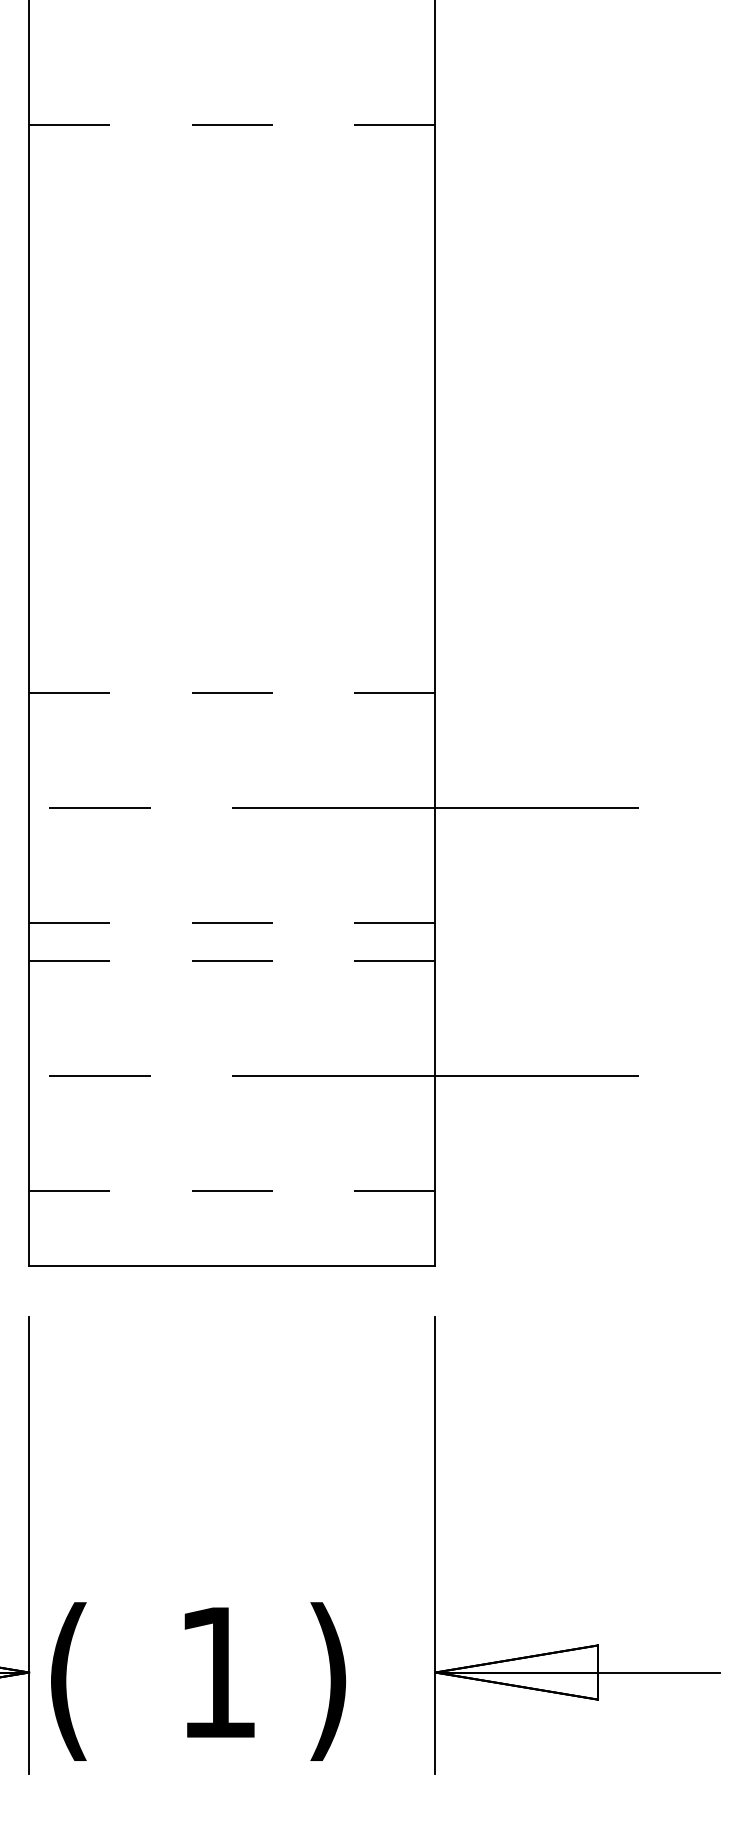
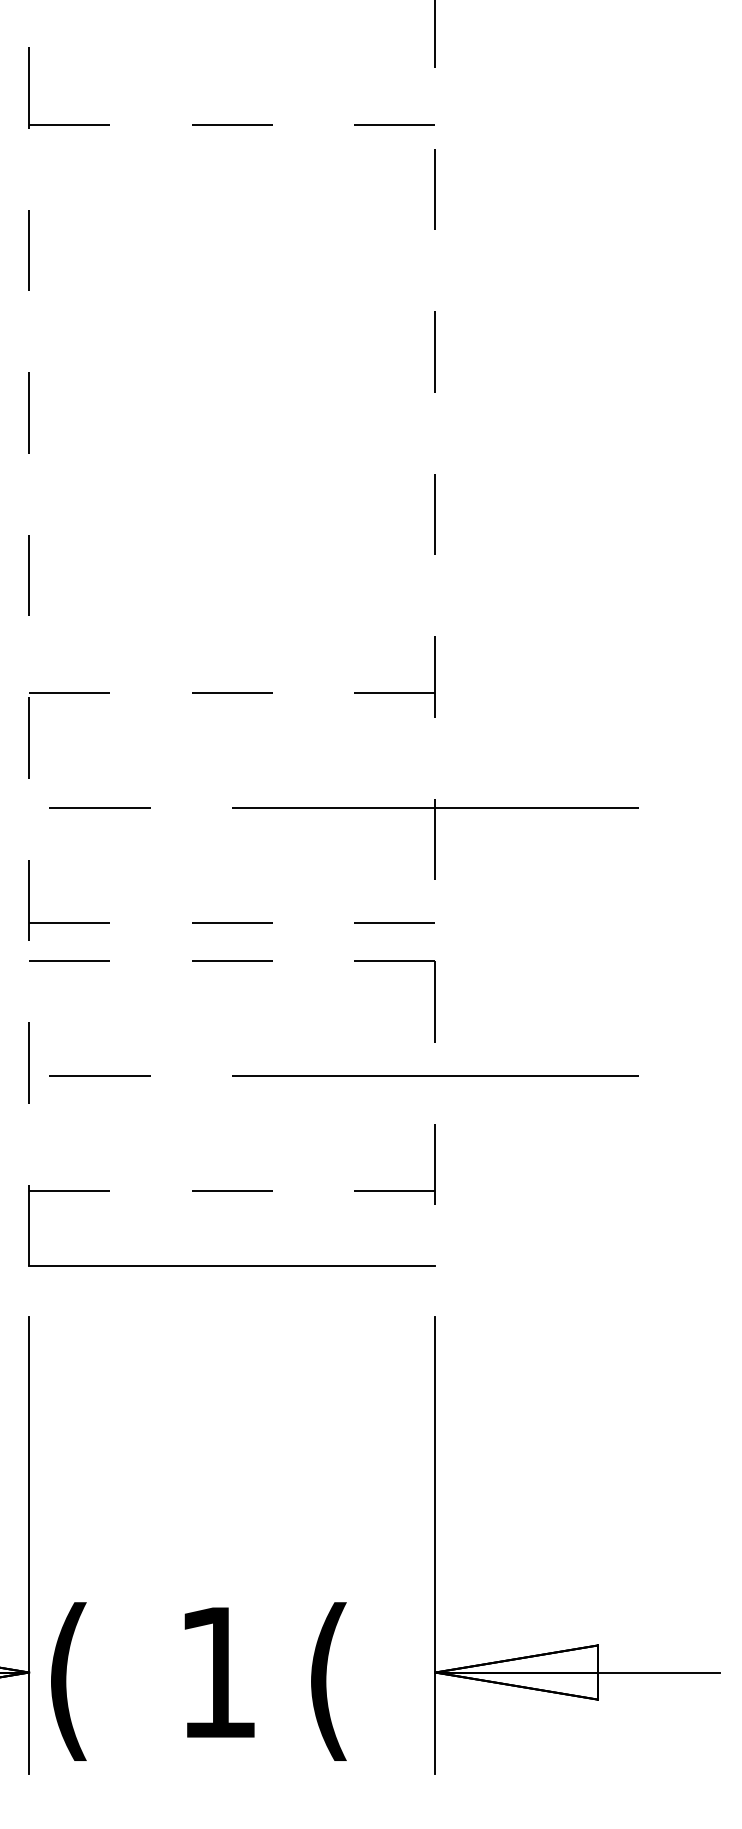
line: solid -> dashed (29, 633)
line: solid -> dashed (435, 633)
text: ) -> ( (328, 1681)
